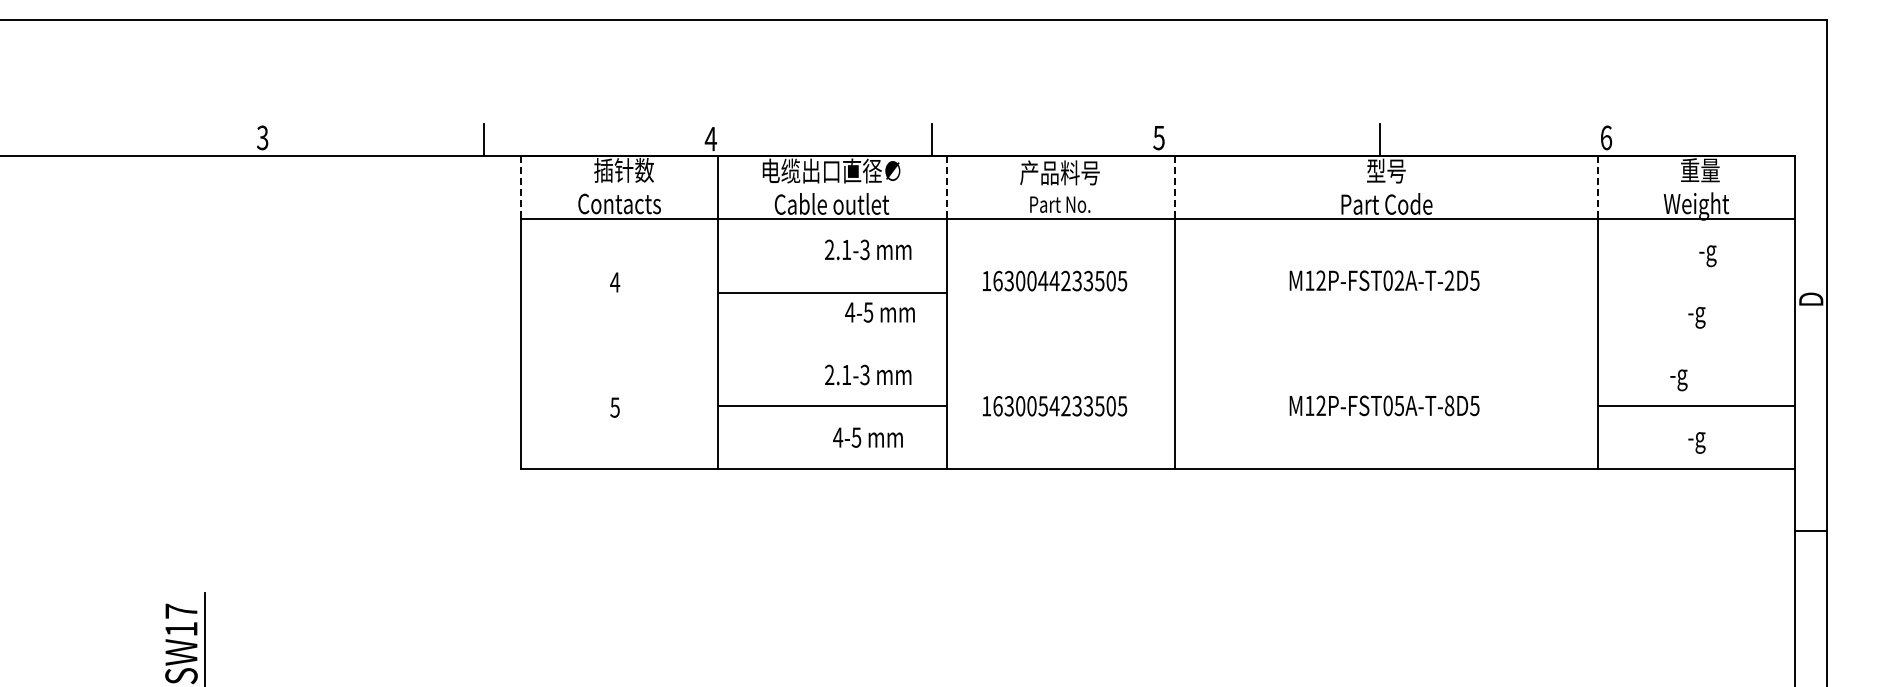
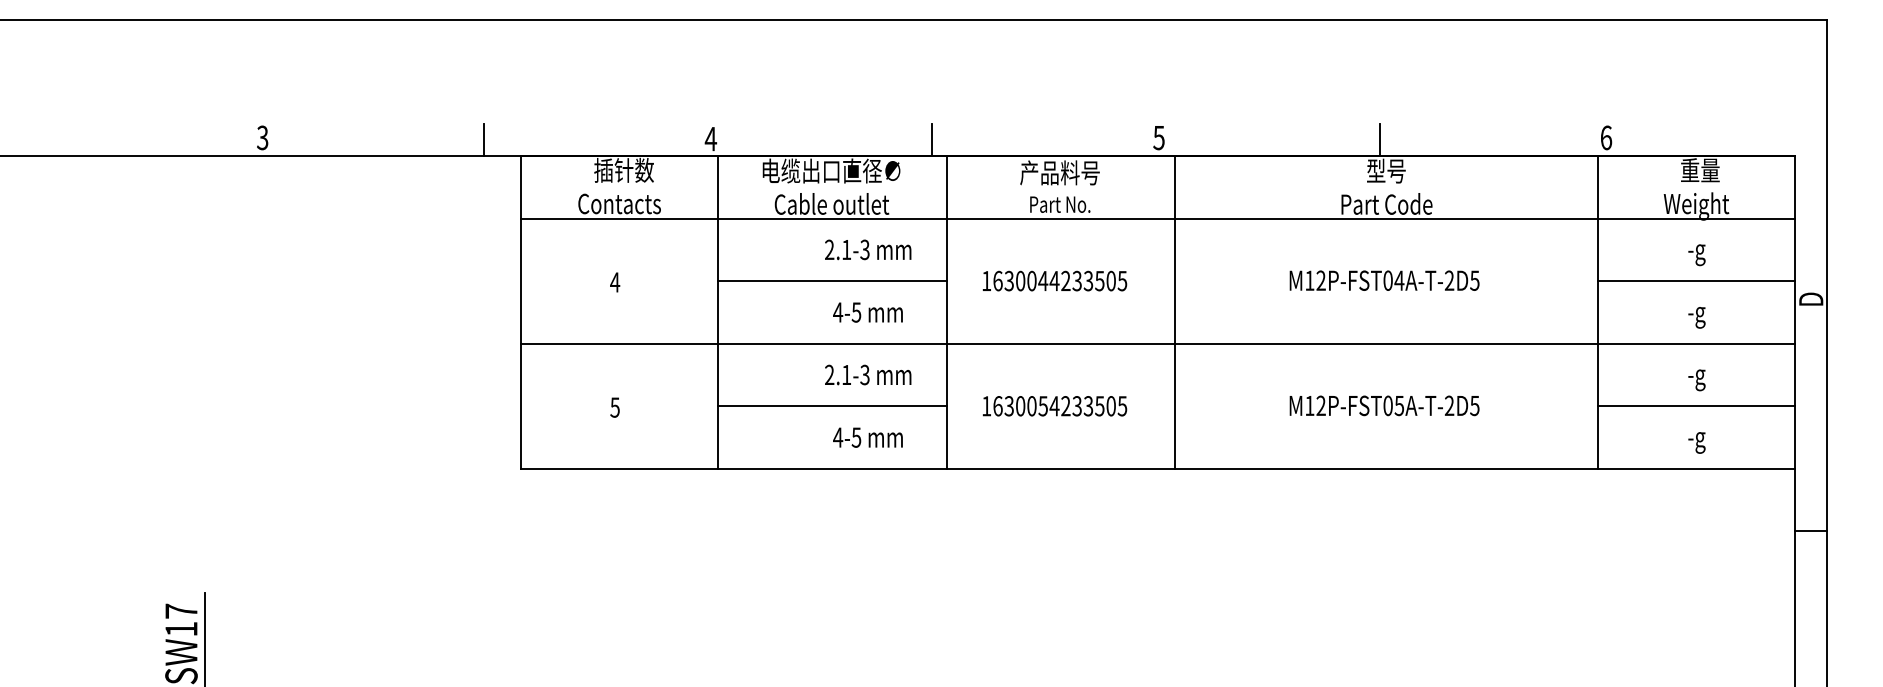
line: dashed -> solid (520, 187)
line: dashed -> solid (946, 187)
line: dashed -> solid (1175, 187)
line: dashed -> solid (1597, 187)
text position: (1707, 256) -> (1696, 255) (1696, 255)
text: M12P-FST02A-T-2D5 -> M12P-FST04A-T-2D5 (1399, 280)
line: none -> present (1696, 281)
line position: (832, 293) -> (832, 281) (832, 281)
text position: (879, 312) -> (867, 312) (867, 312)
line: none -> present (1157, 343)
text position: (1678, 380) -> (1696, 380) (1696, 380)
text: M12P-FST05A-T-8D5 -> M12P-FST05A-T-2D5 (1449, 405)
